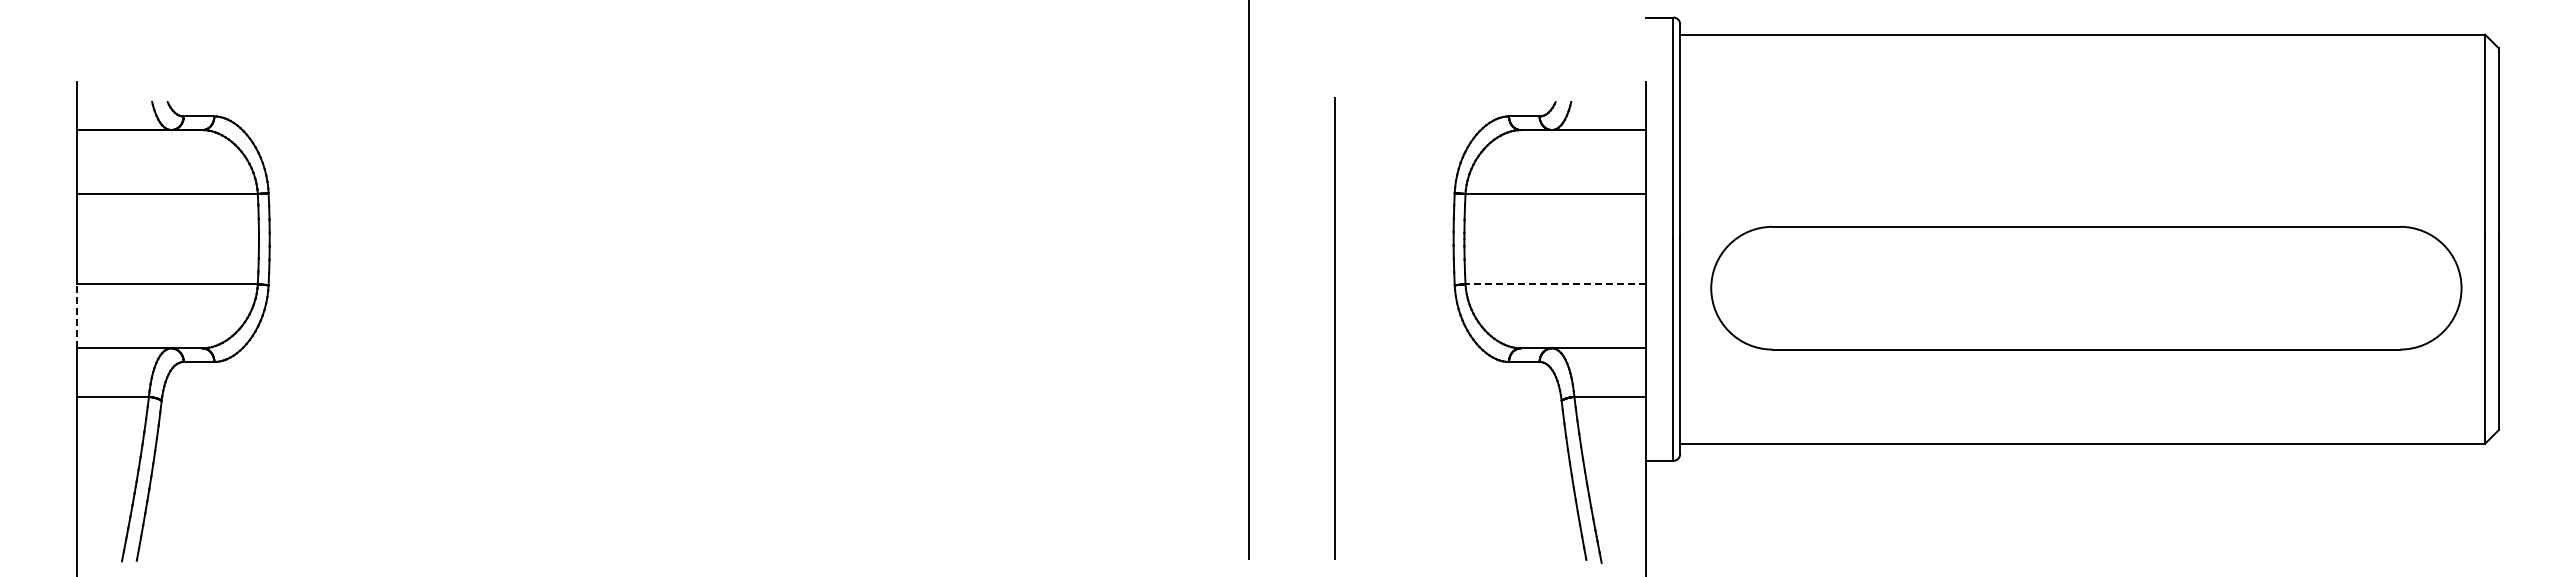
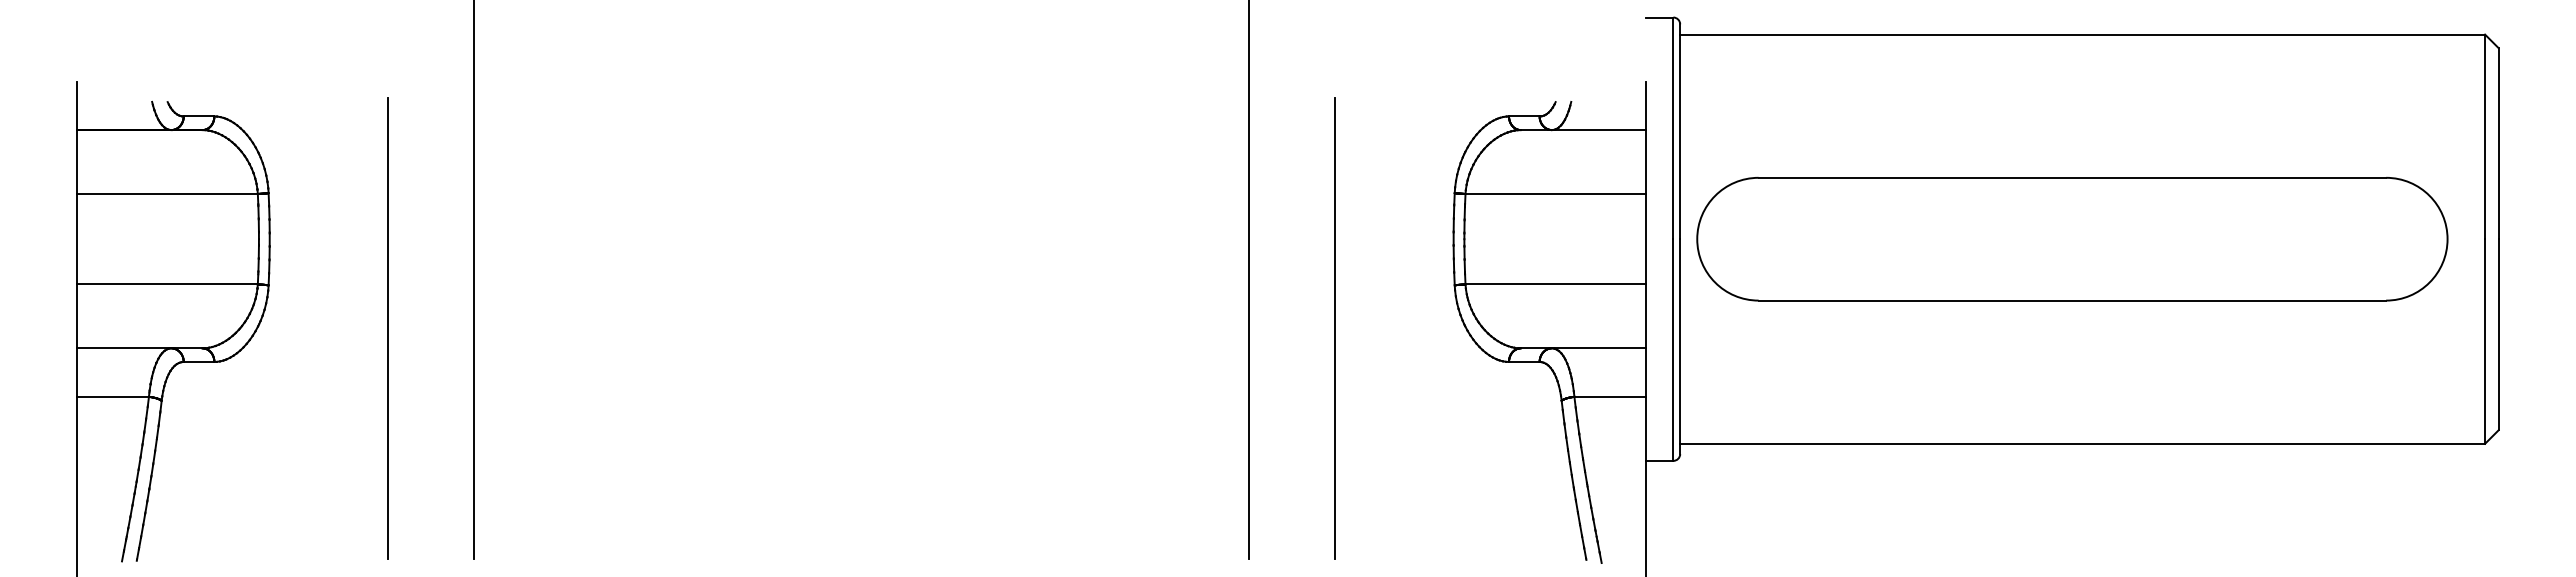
line: none -> present (474, 280)
line: dashed -> solid (1555, 284)
part position: (2086, 288) -> (2072, 239) (2072, 239)
line: dashed -> solid (77, 316)
line: none -> present (388, 328)
